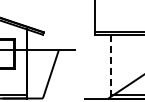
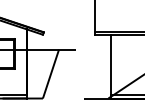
line: dashed -> solid (110, 66)
